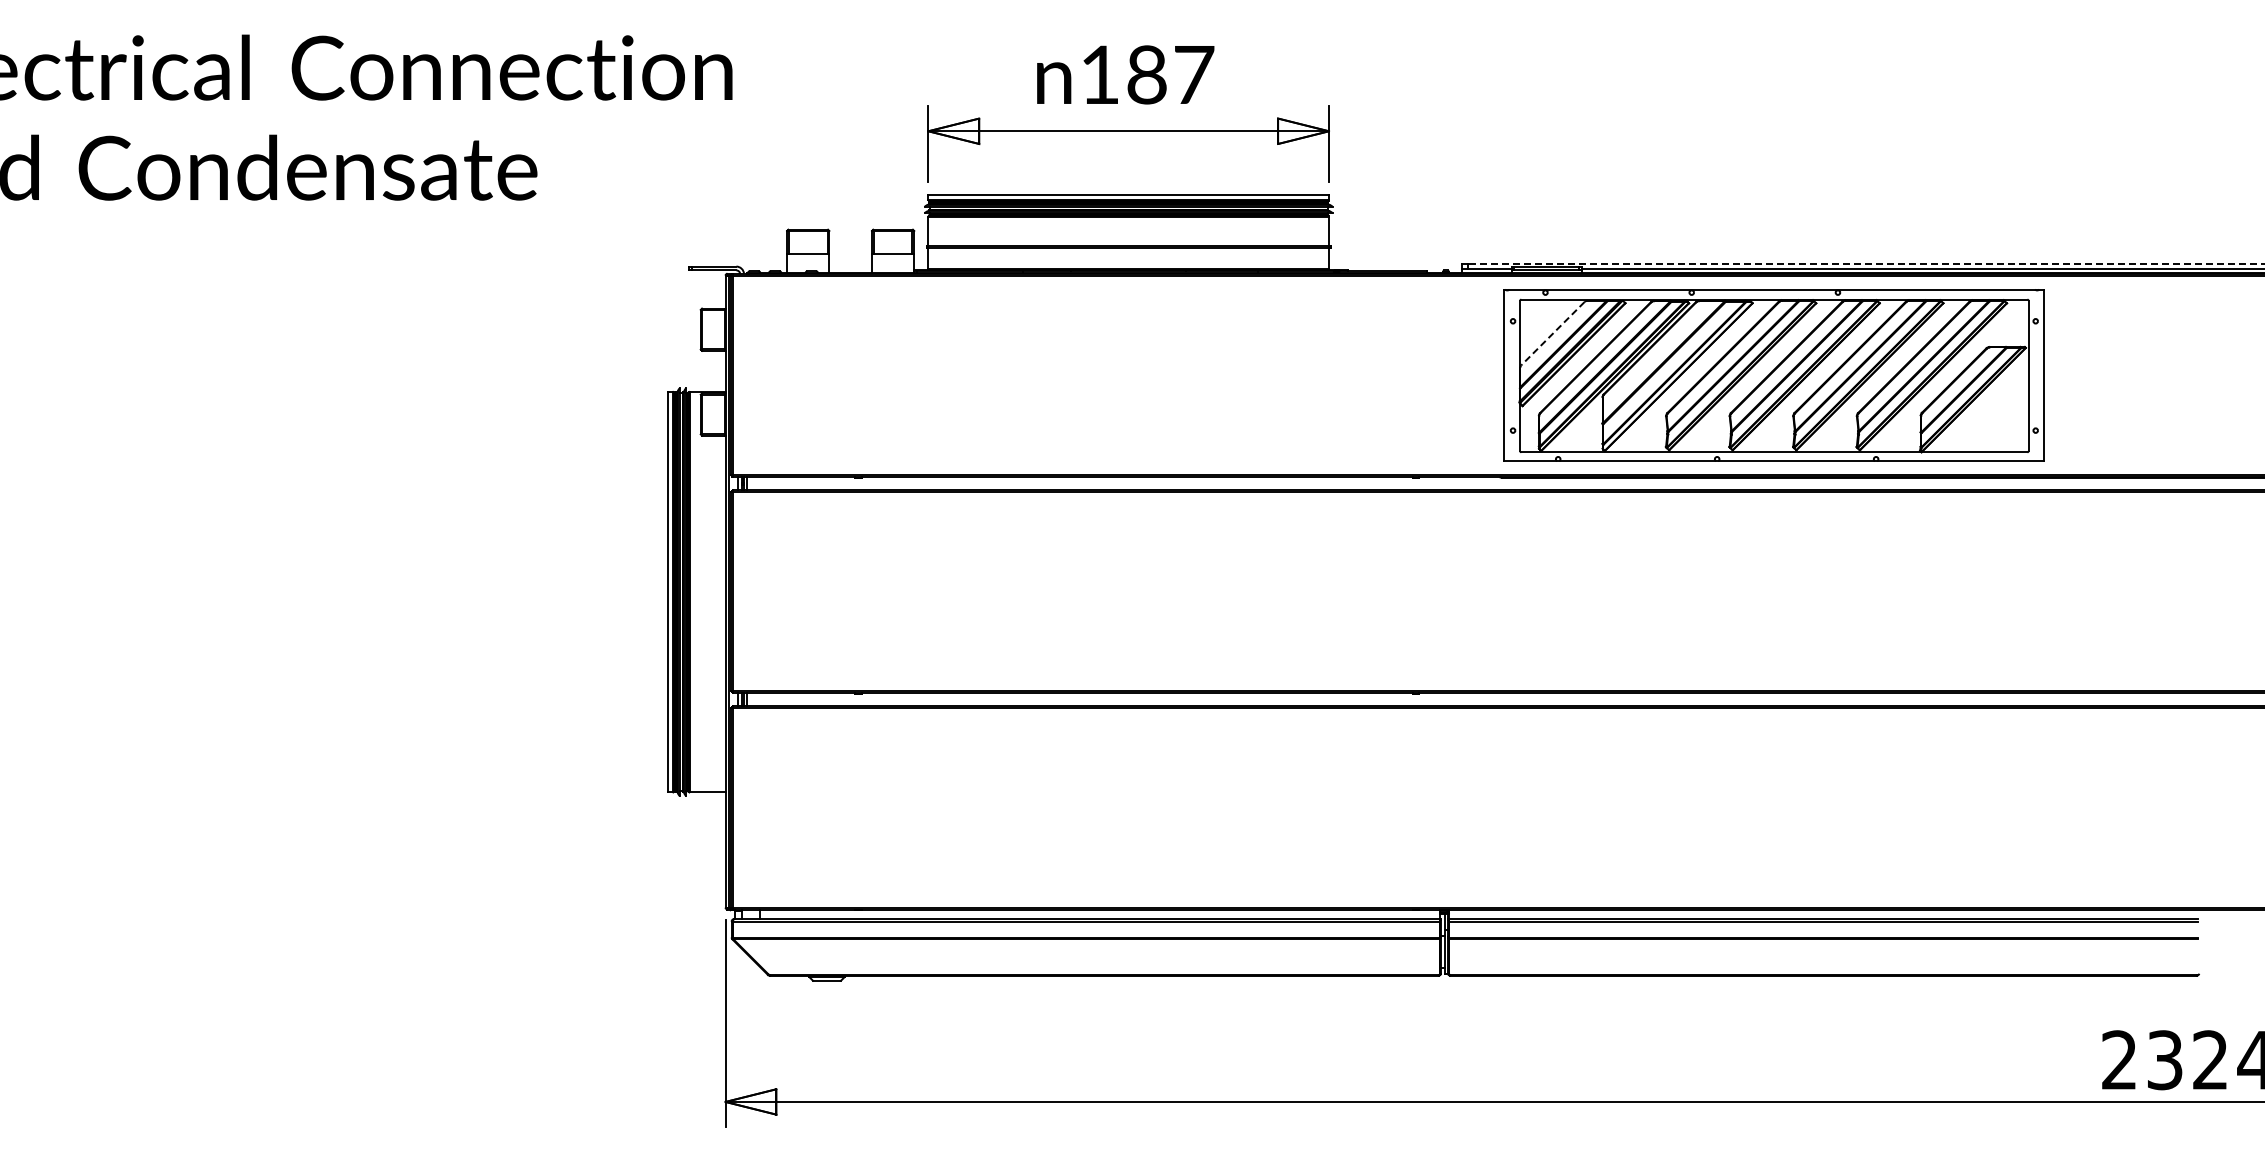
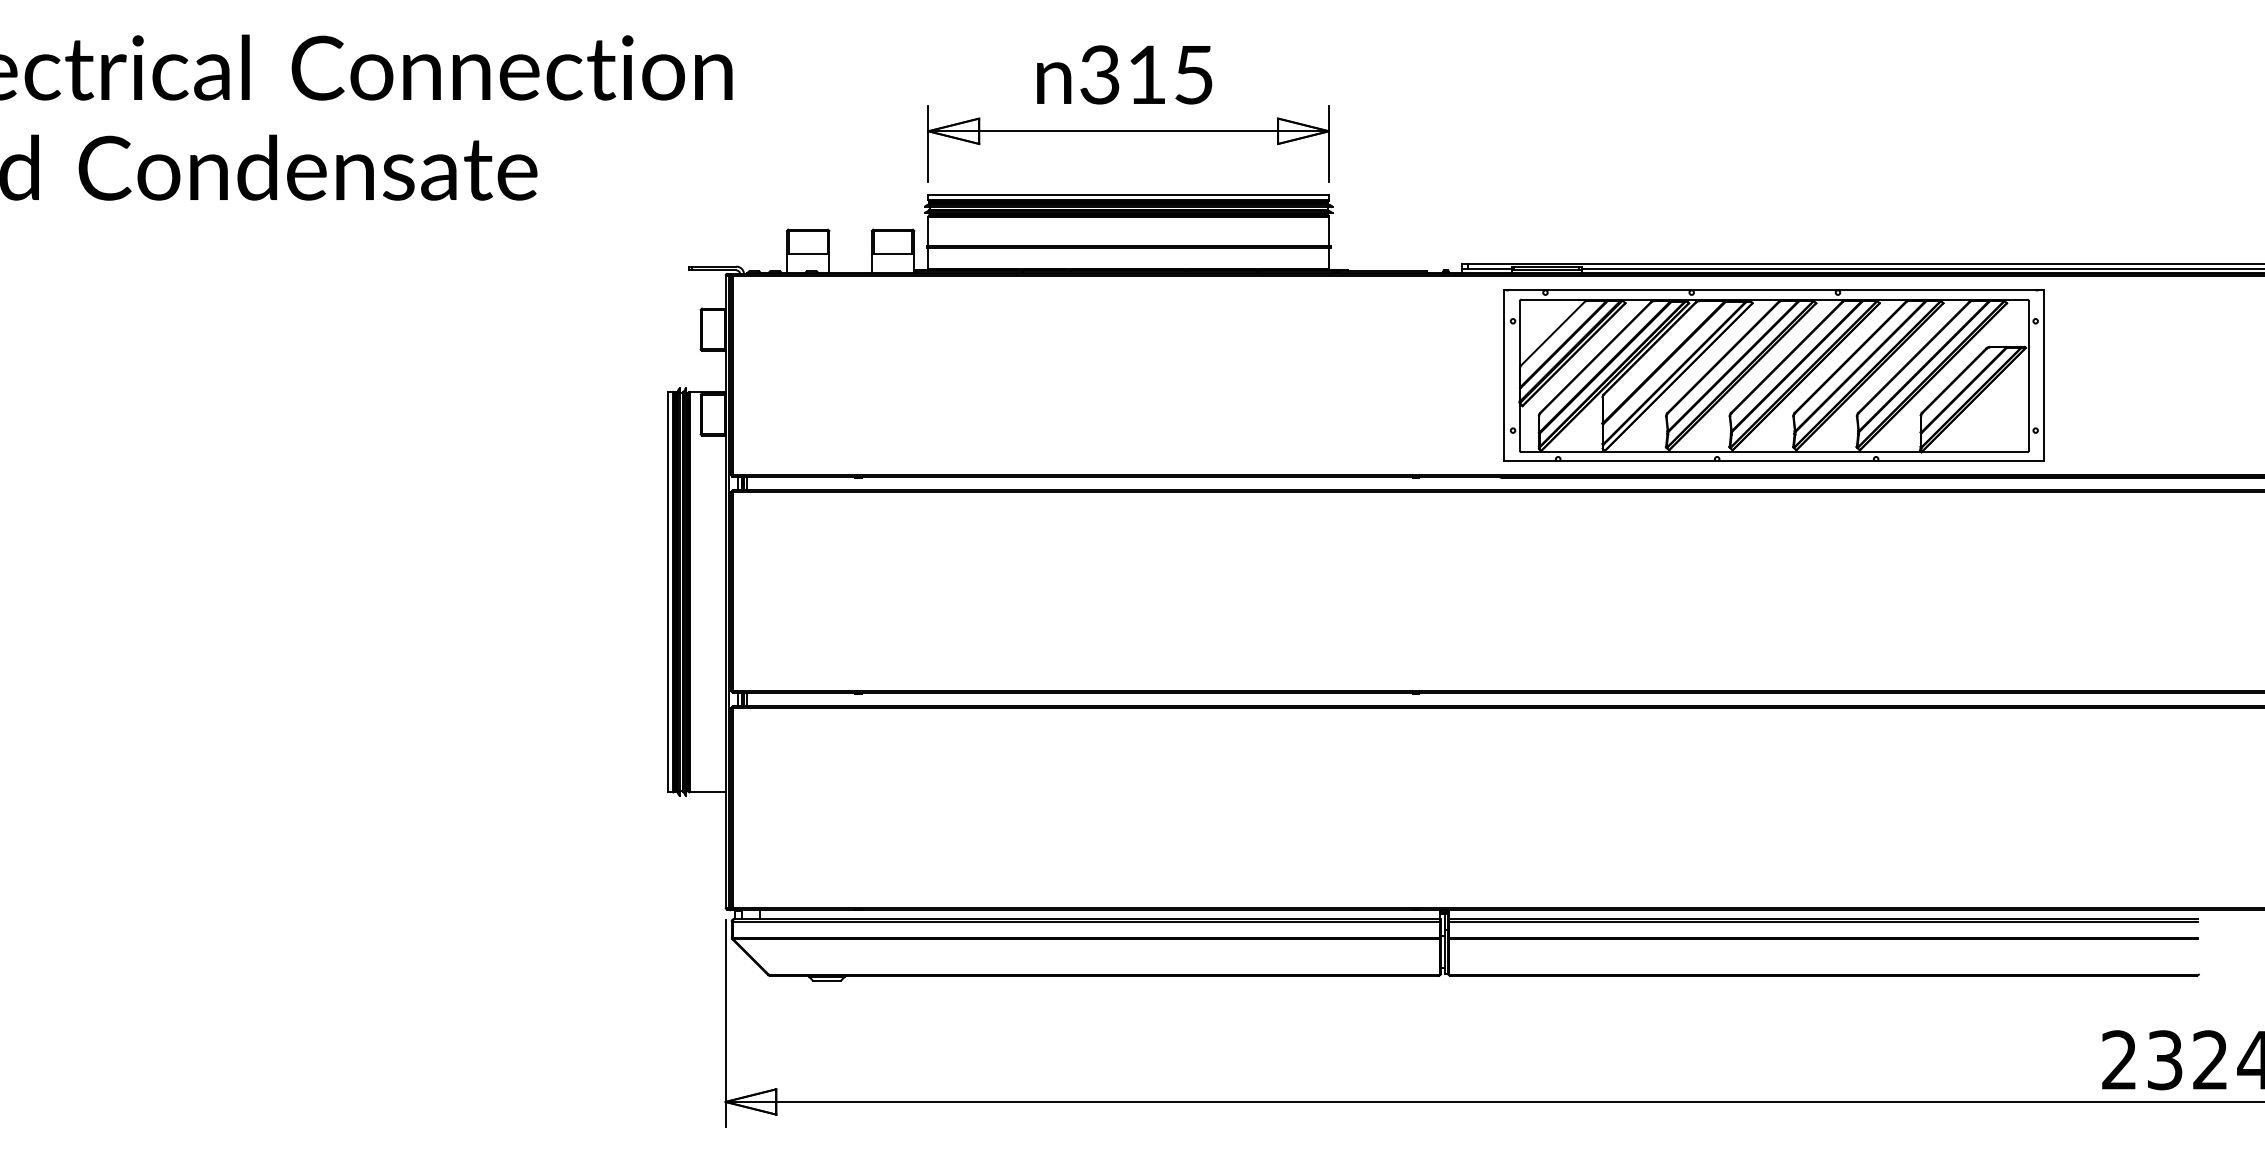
text: 187 -> 315 (1147, 74)
line: dashed -> solid (1866, 263)
line: dashed -> solid (1553, 333)
